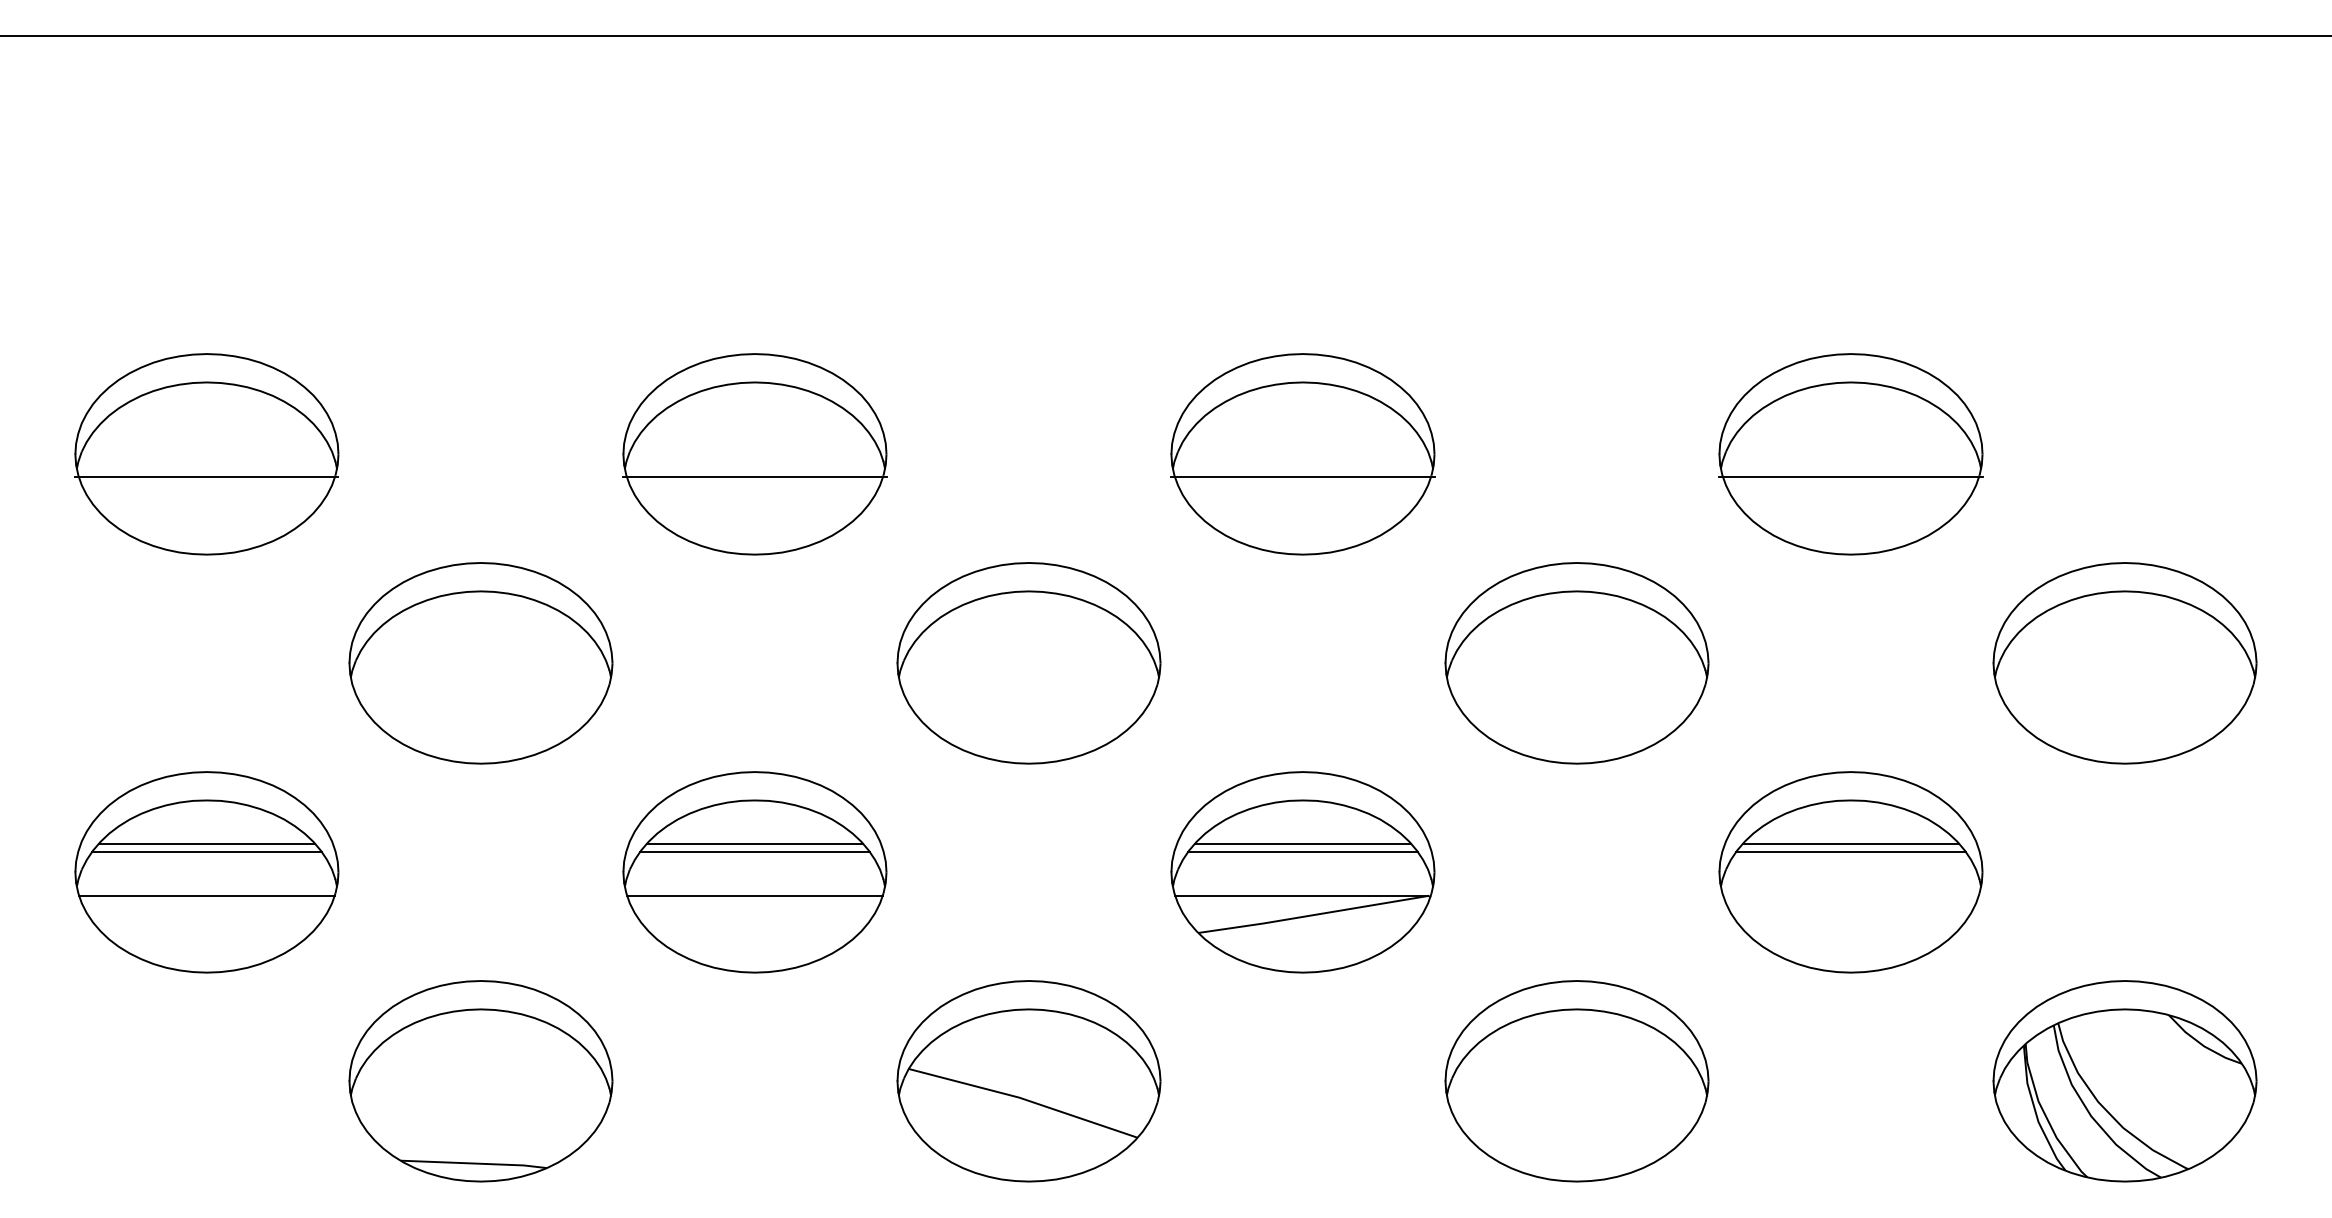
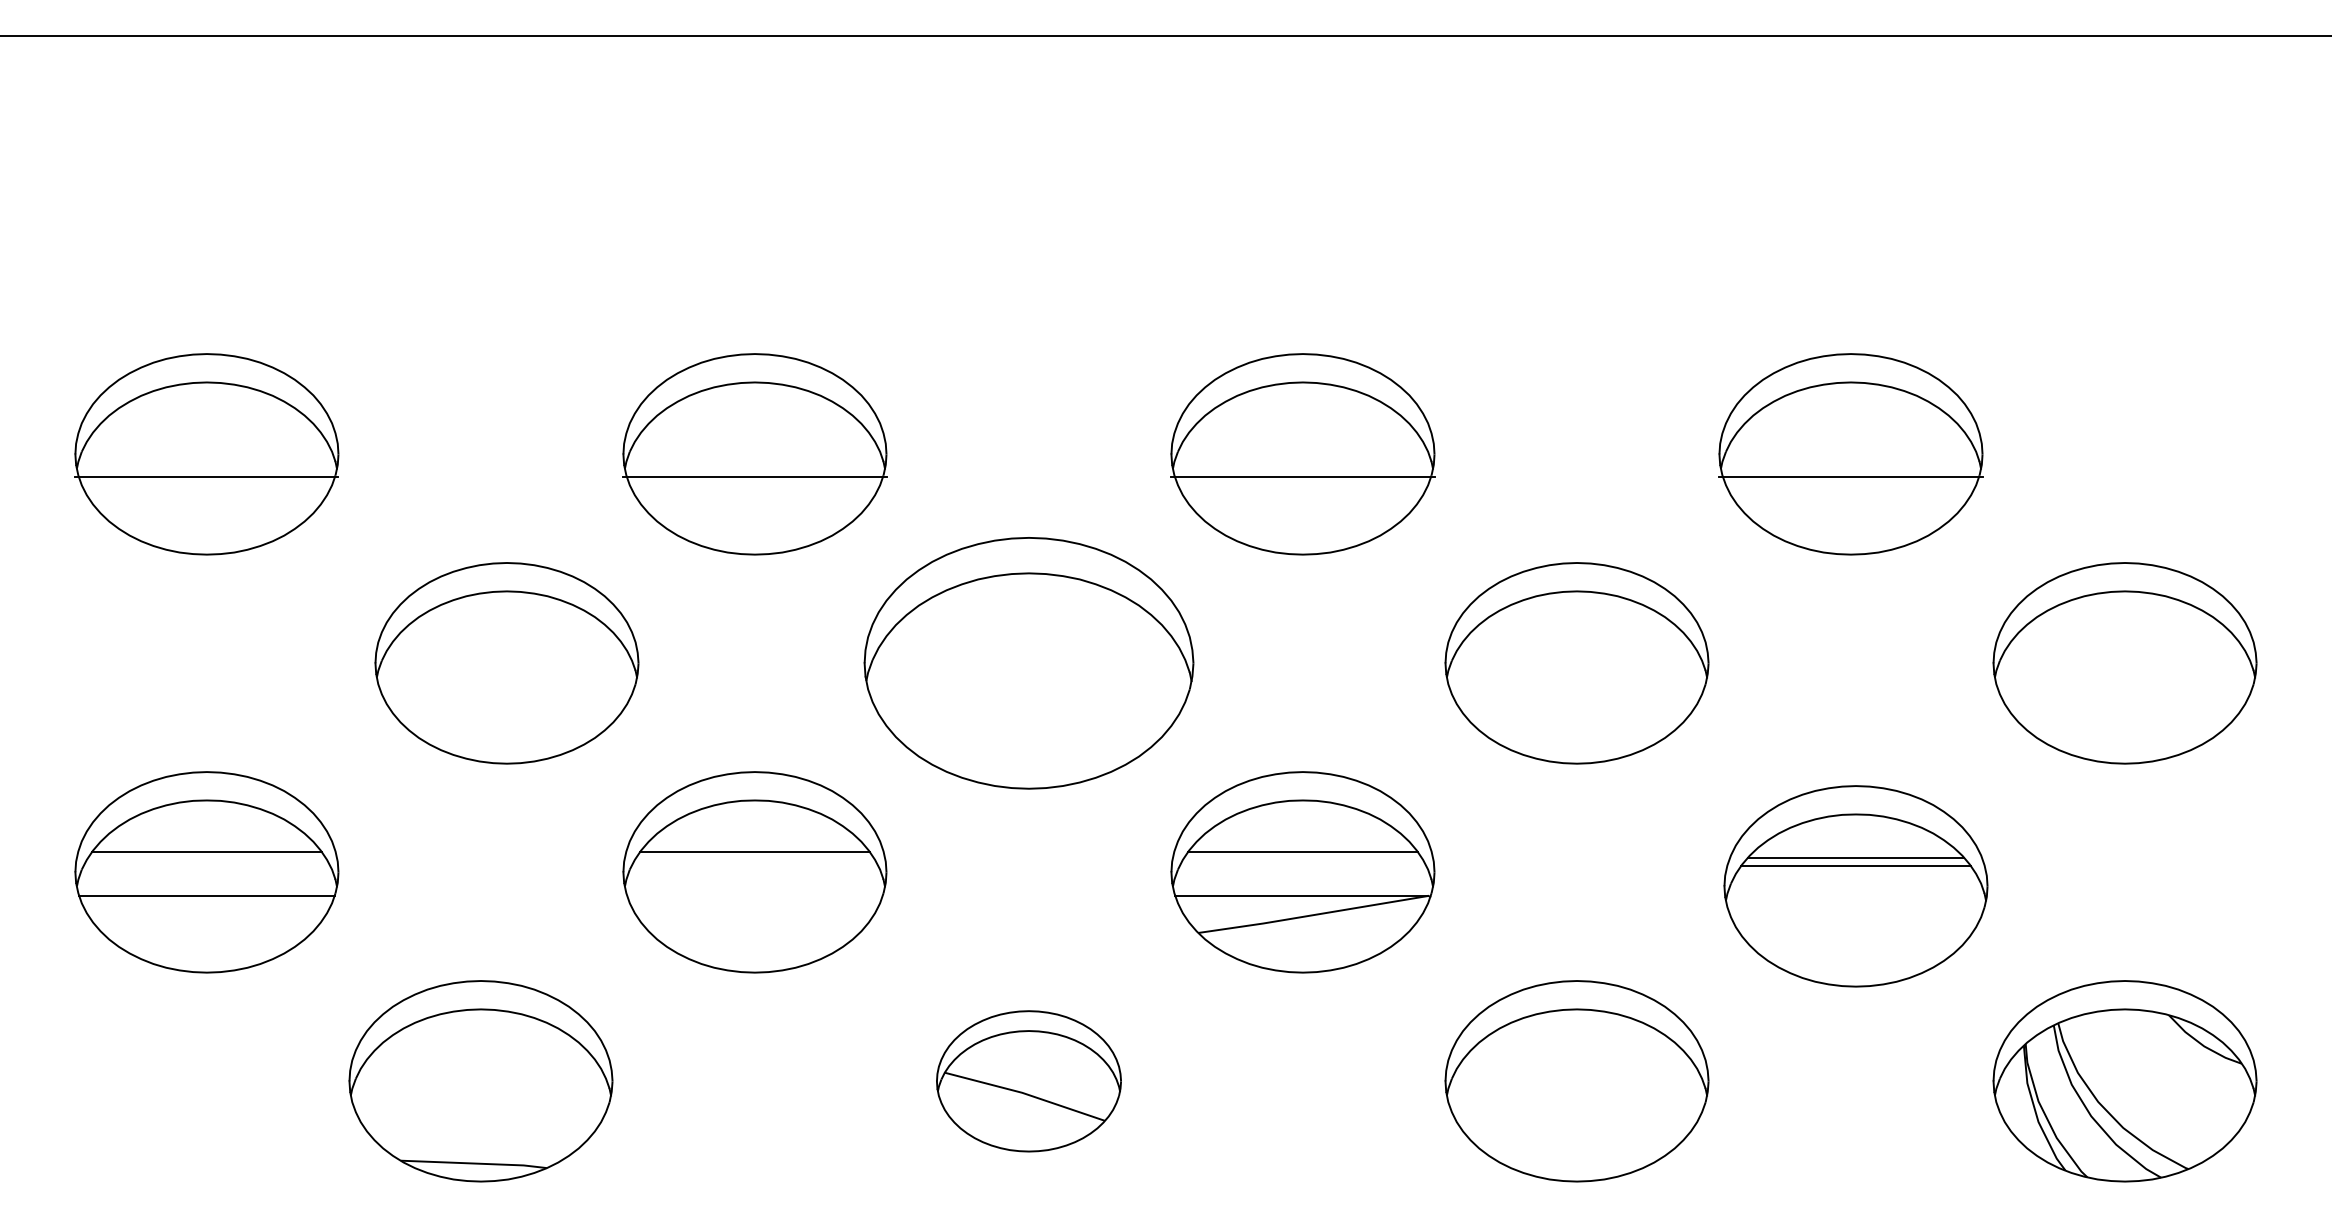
part position: (480, 663) -> (506, 663) (506, 663)
part size: 266x203 px -> 332x253 px (1028, 663)
line: present -> none (206, 843)
line: present -> none (754, 843)
line: present -> none (1302, 843)
part position: (1850, 872) -> (1855, 886) (1855, 886)
line: present -> none (754, 895)
part size: 266x203 px -> 186x143 px (1028, 1081)
